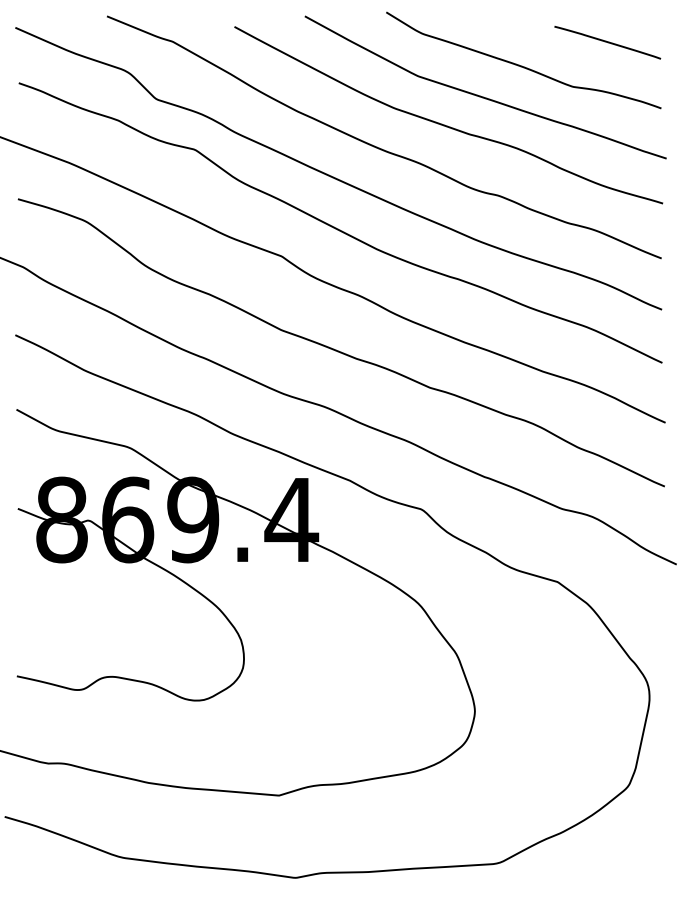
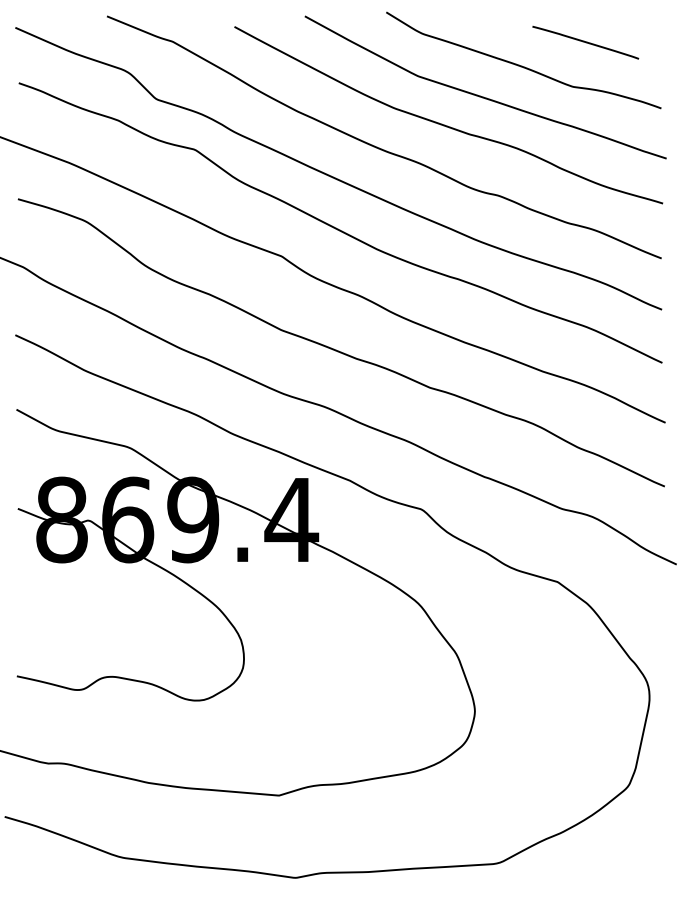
line position: (607, 42) -> (585, 42) (585, 42)
